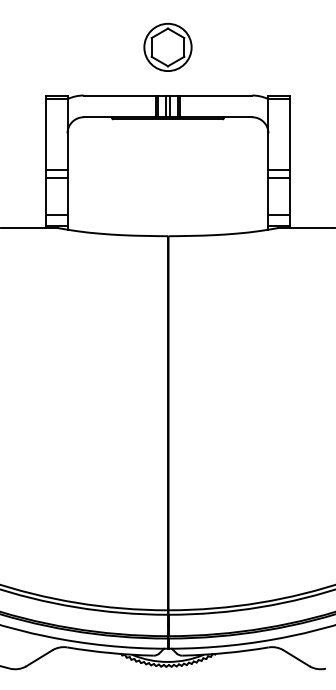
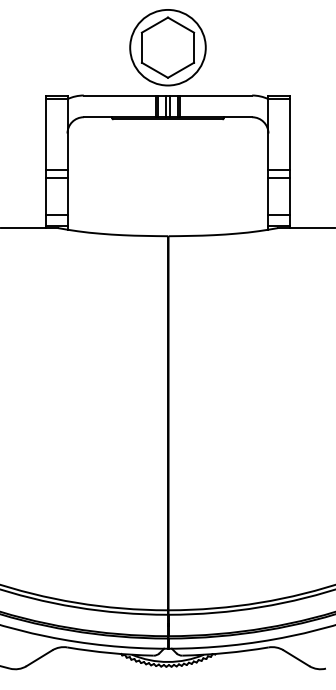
part size: 50x50 px -> 78x78 px (167, 47)
